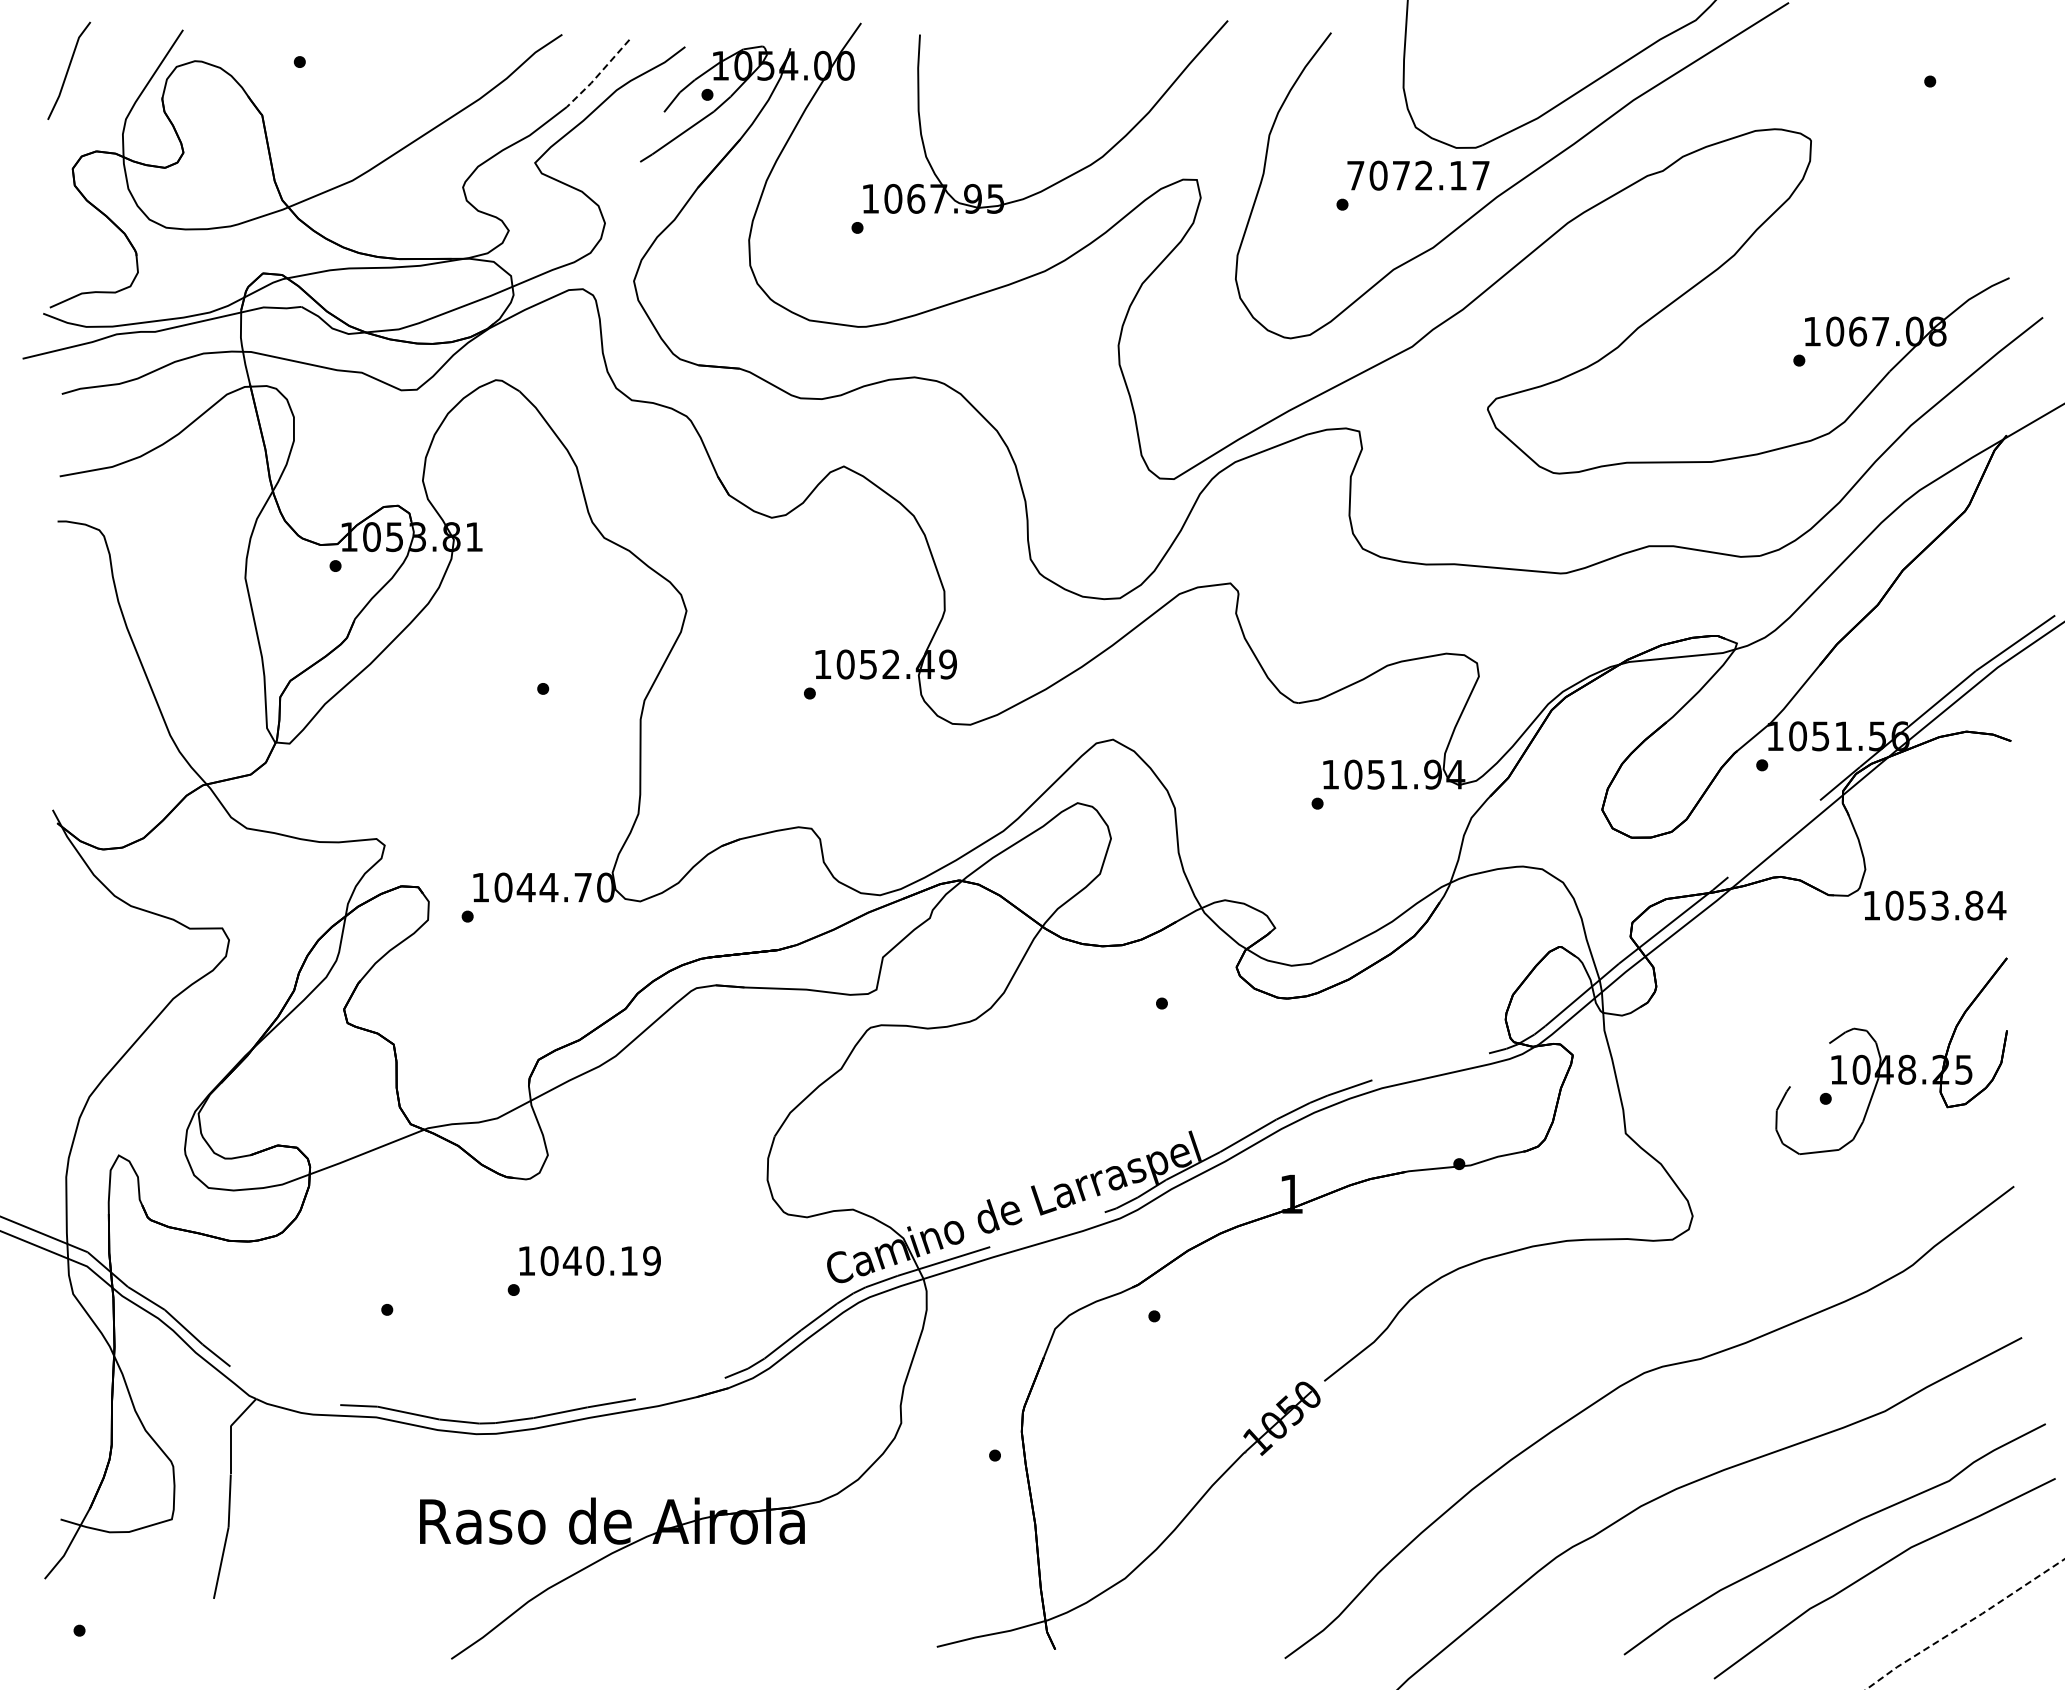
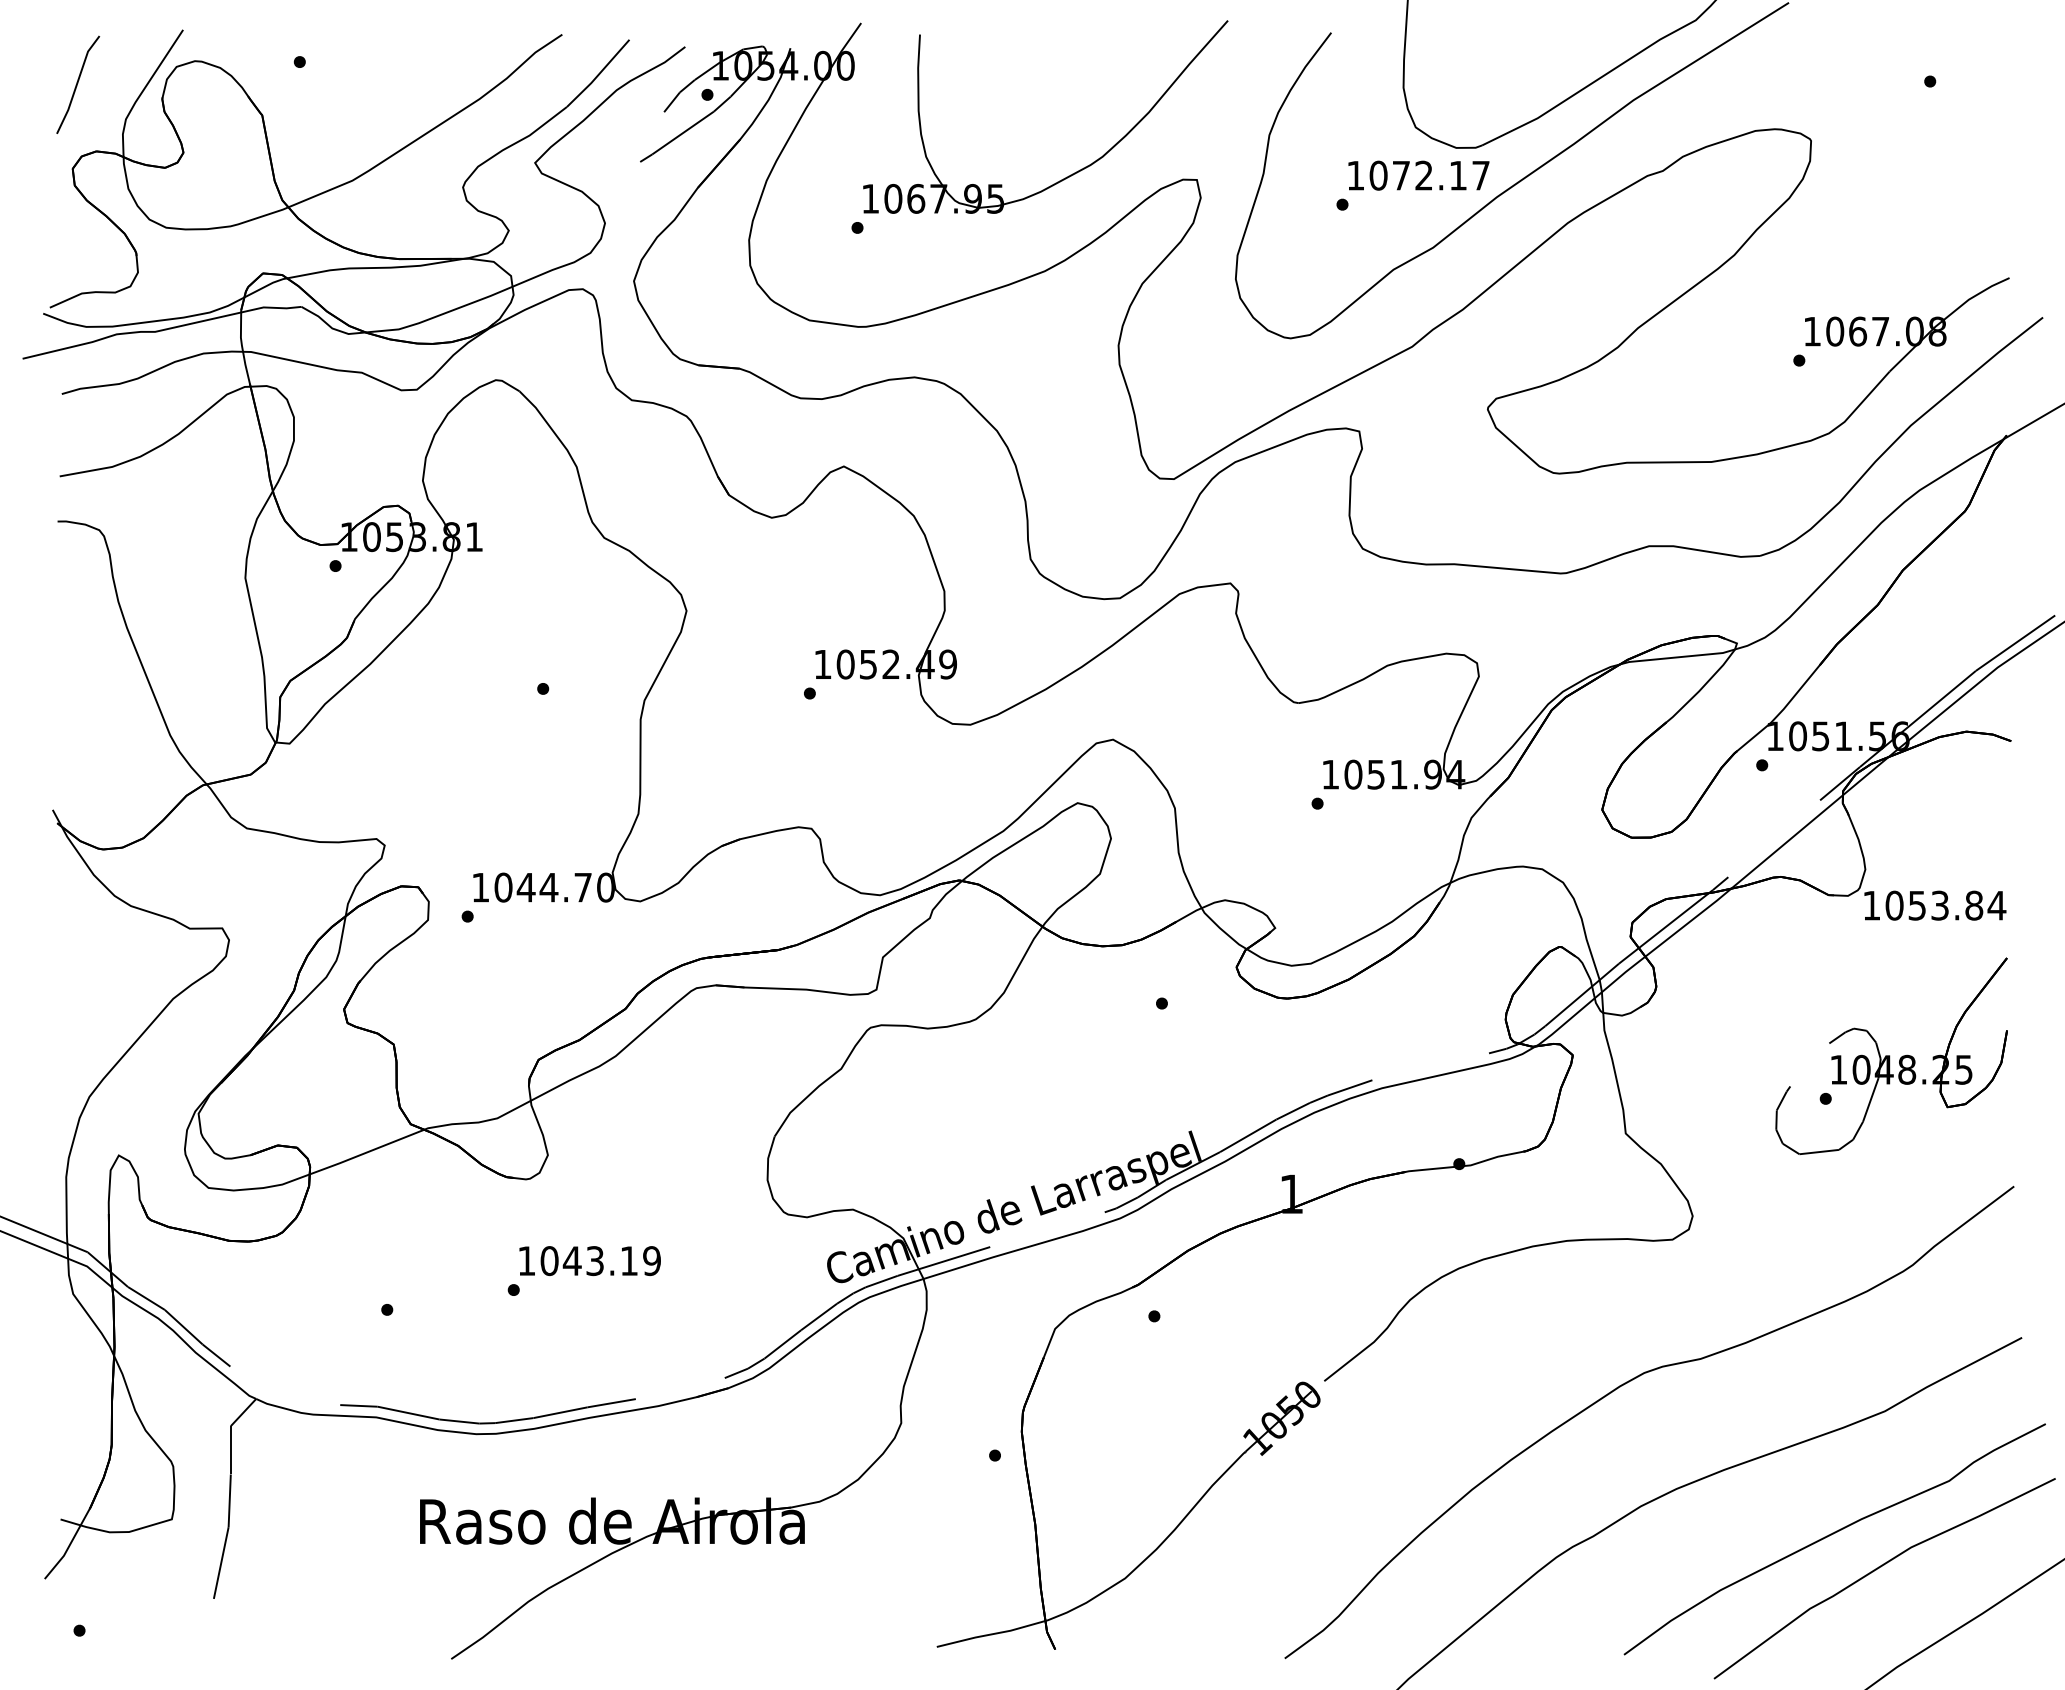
line position: (69, 69) -> (78, 83) (78, 83)
line: dashed -> solid (598, 74)
text: 7072.17 -> 1072.17 (1355, 175)
text: 1040.19 -> 1043.19 (595, 1261)
line: dashed -> solid (1965, 1624)
